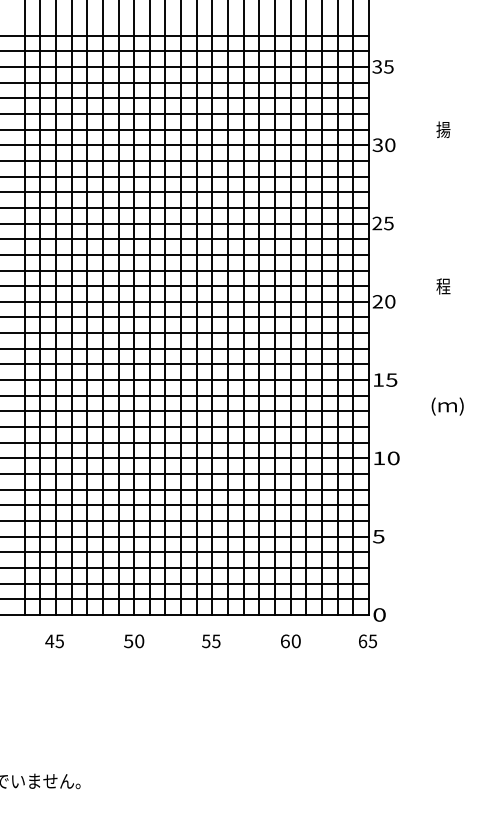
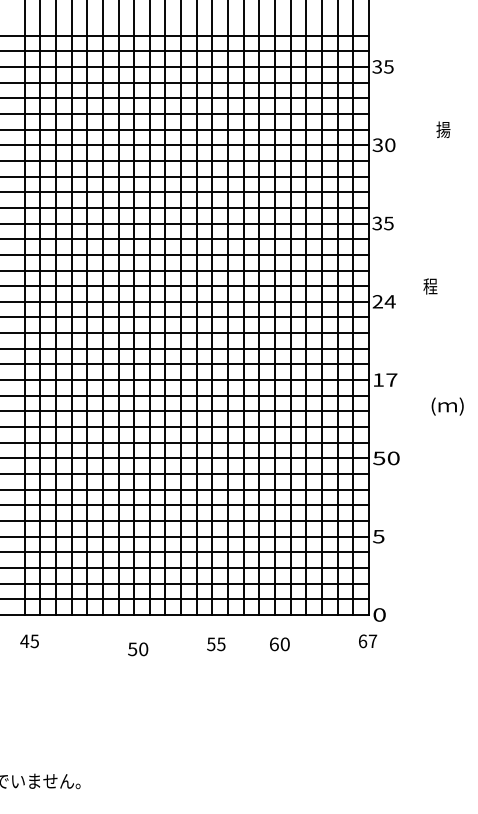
text: 25 -> 35 (377, 223)
text position: (443, 286) -> (430, 286) (430, 286)
text: 20 -> 24 (389, 301)
text: 15 -> 17 (391, 379)
text: 10 -> 50 (379, 458)
text position: (54, 641) -> (29, 641) (29, 641)
text position: (134, 641) -> (138, 649) (138, 649)
text position: (211, 641) -> (216, 644) (216, 644)
text position: (290, 641) -> (279, 644) (279, 644)
text: 65 -> 67 (372, 641)
